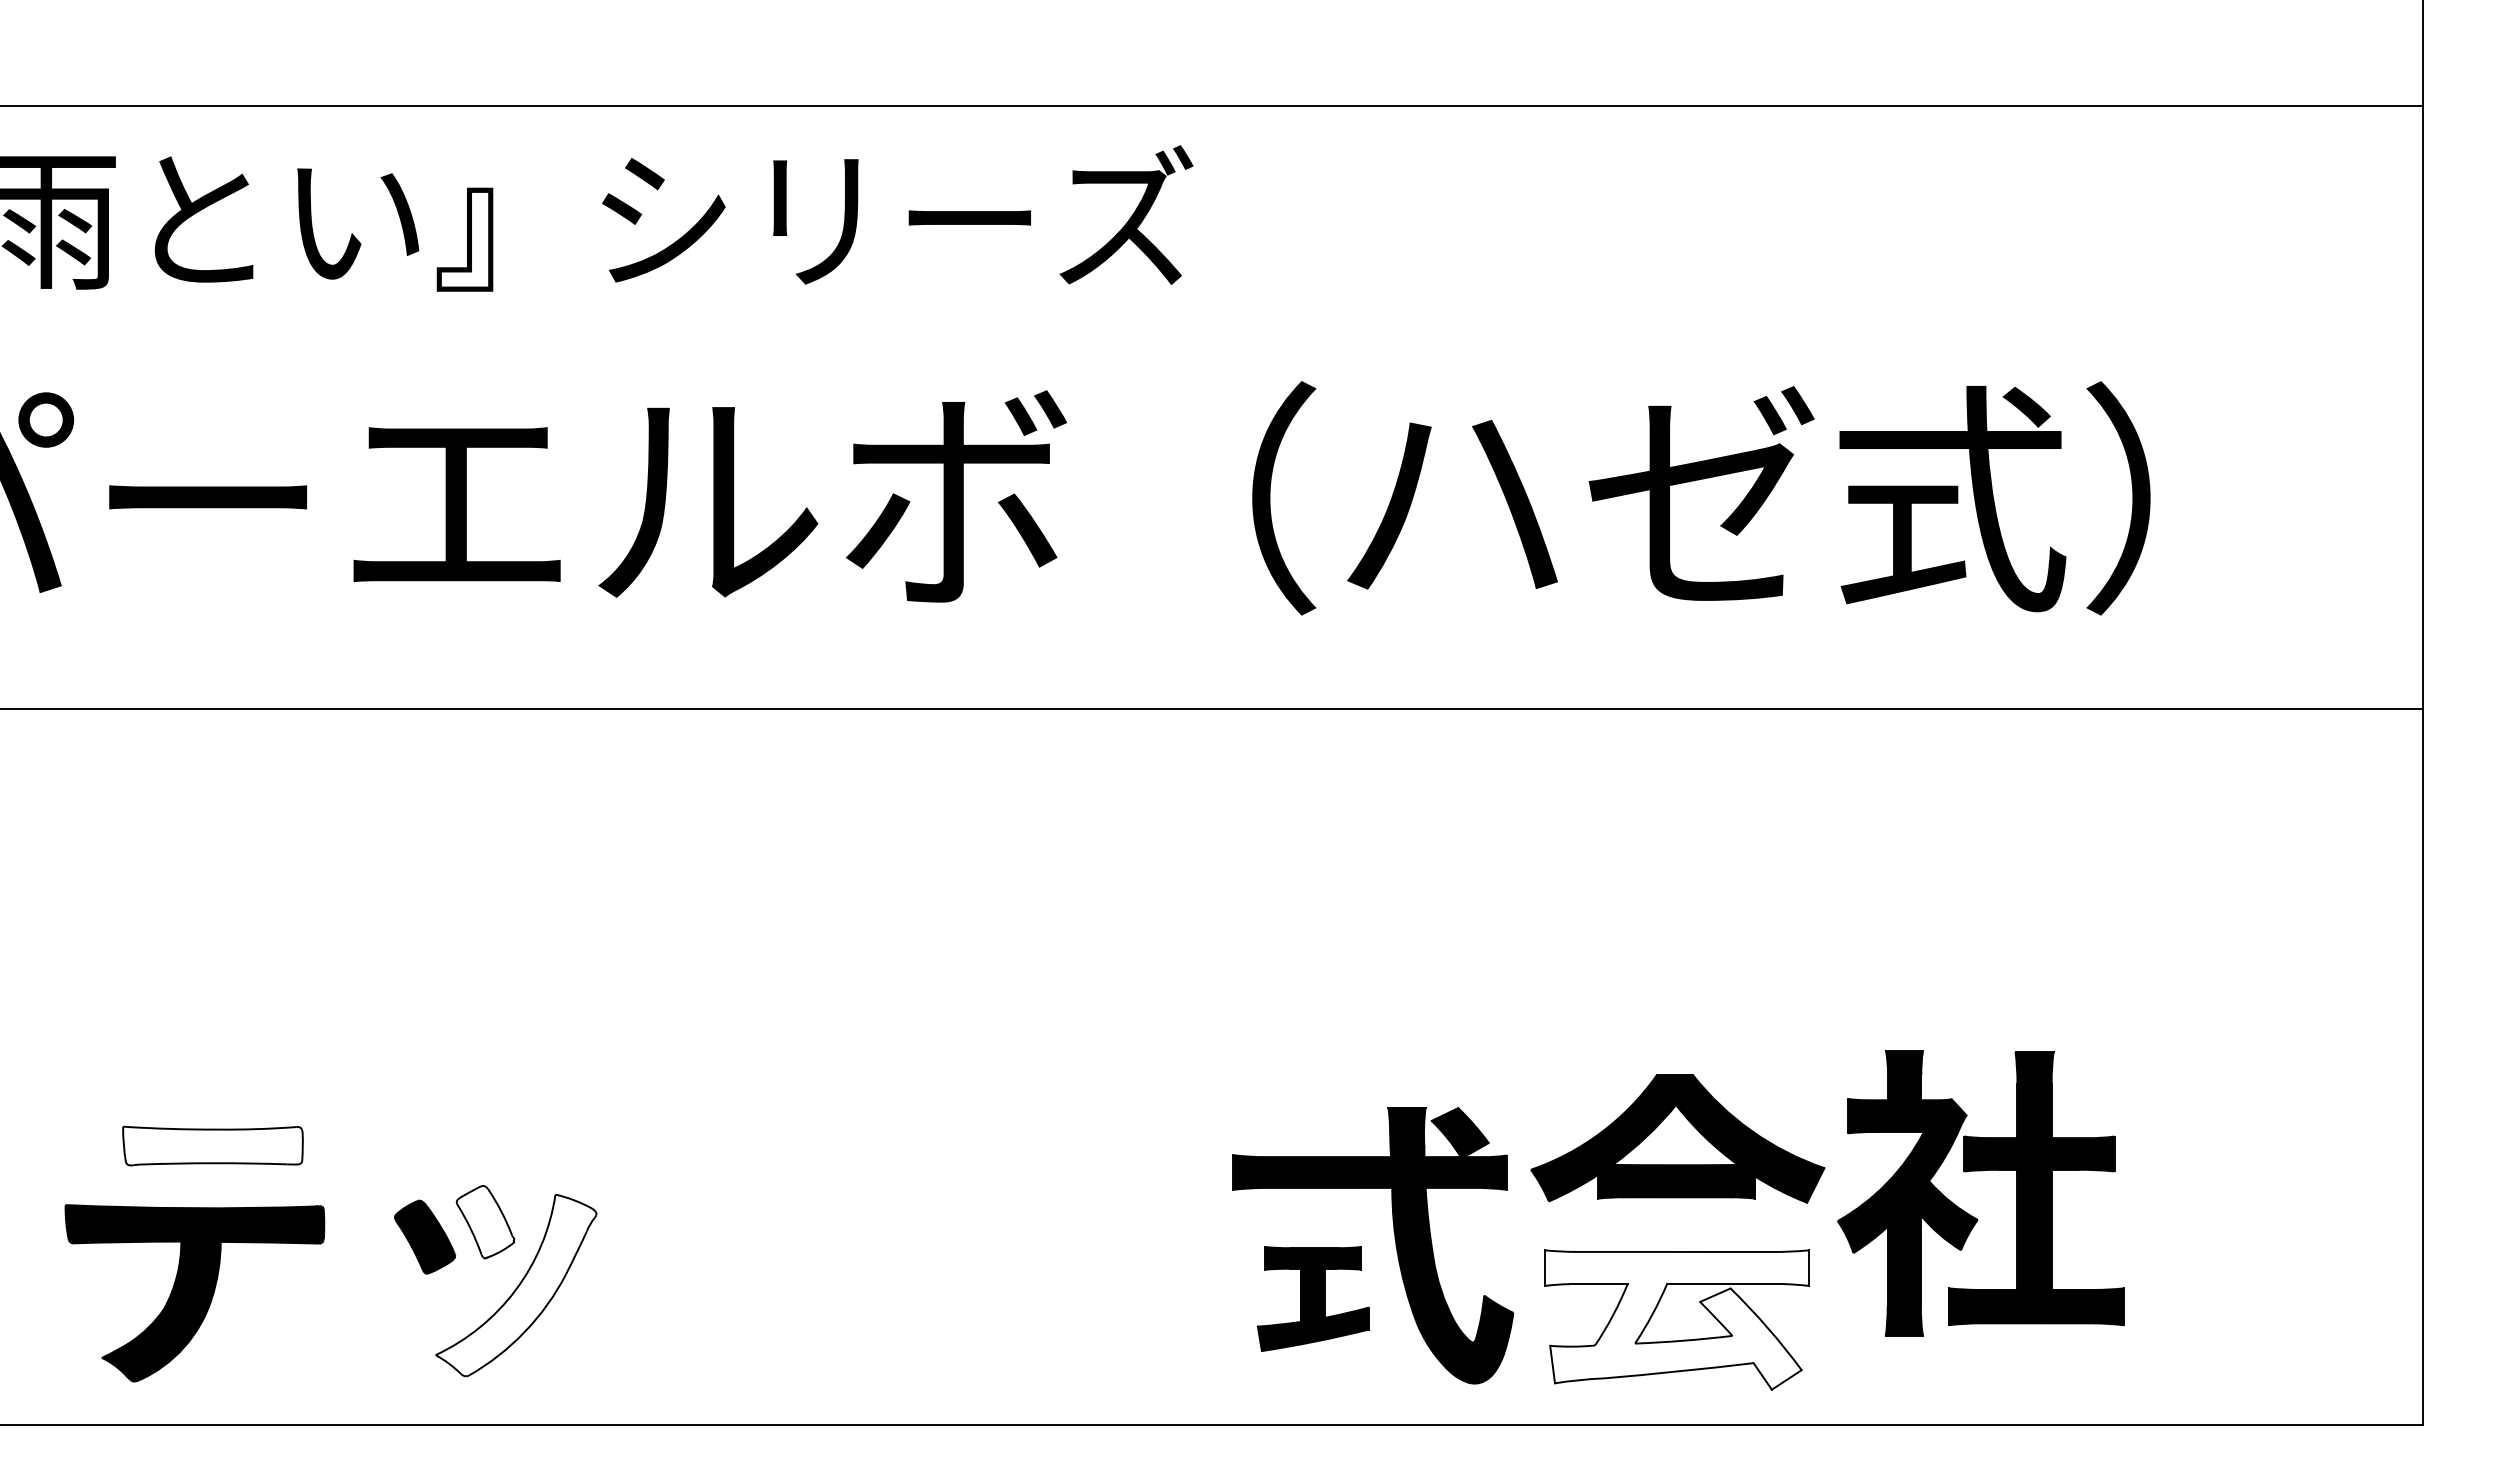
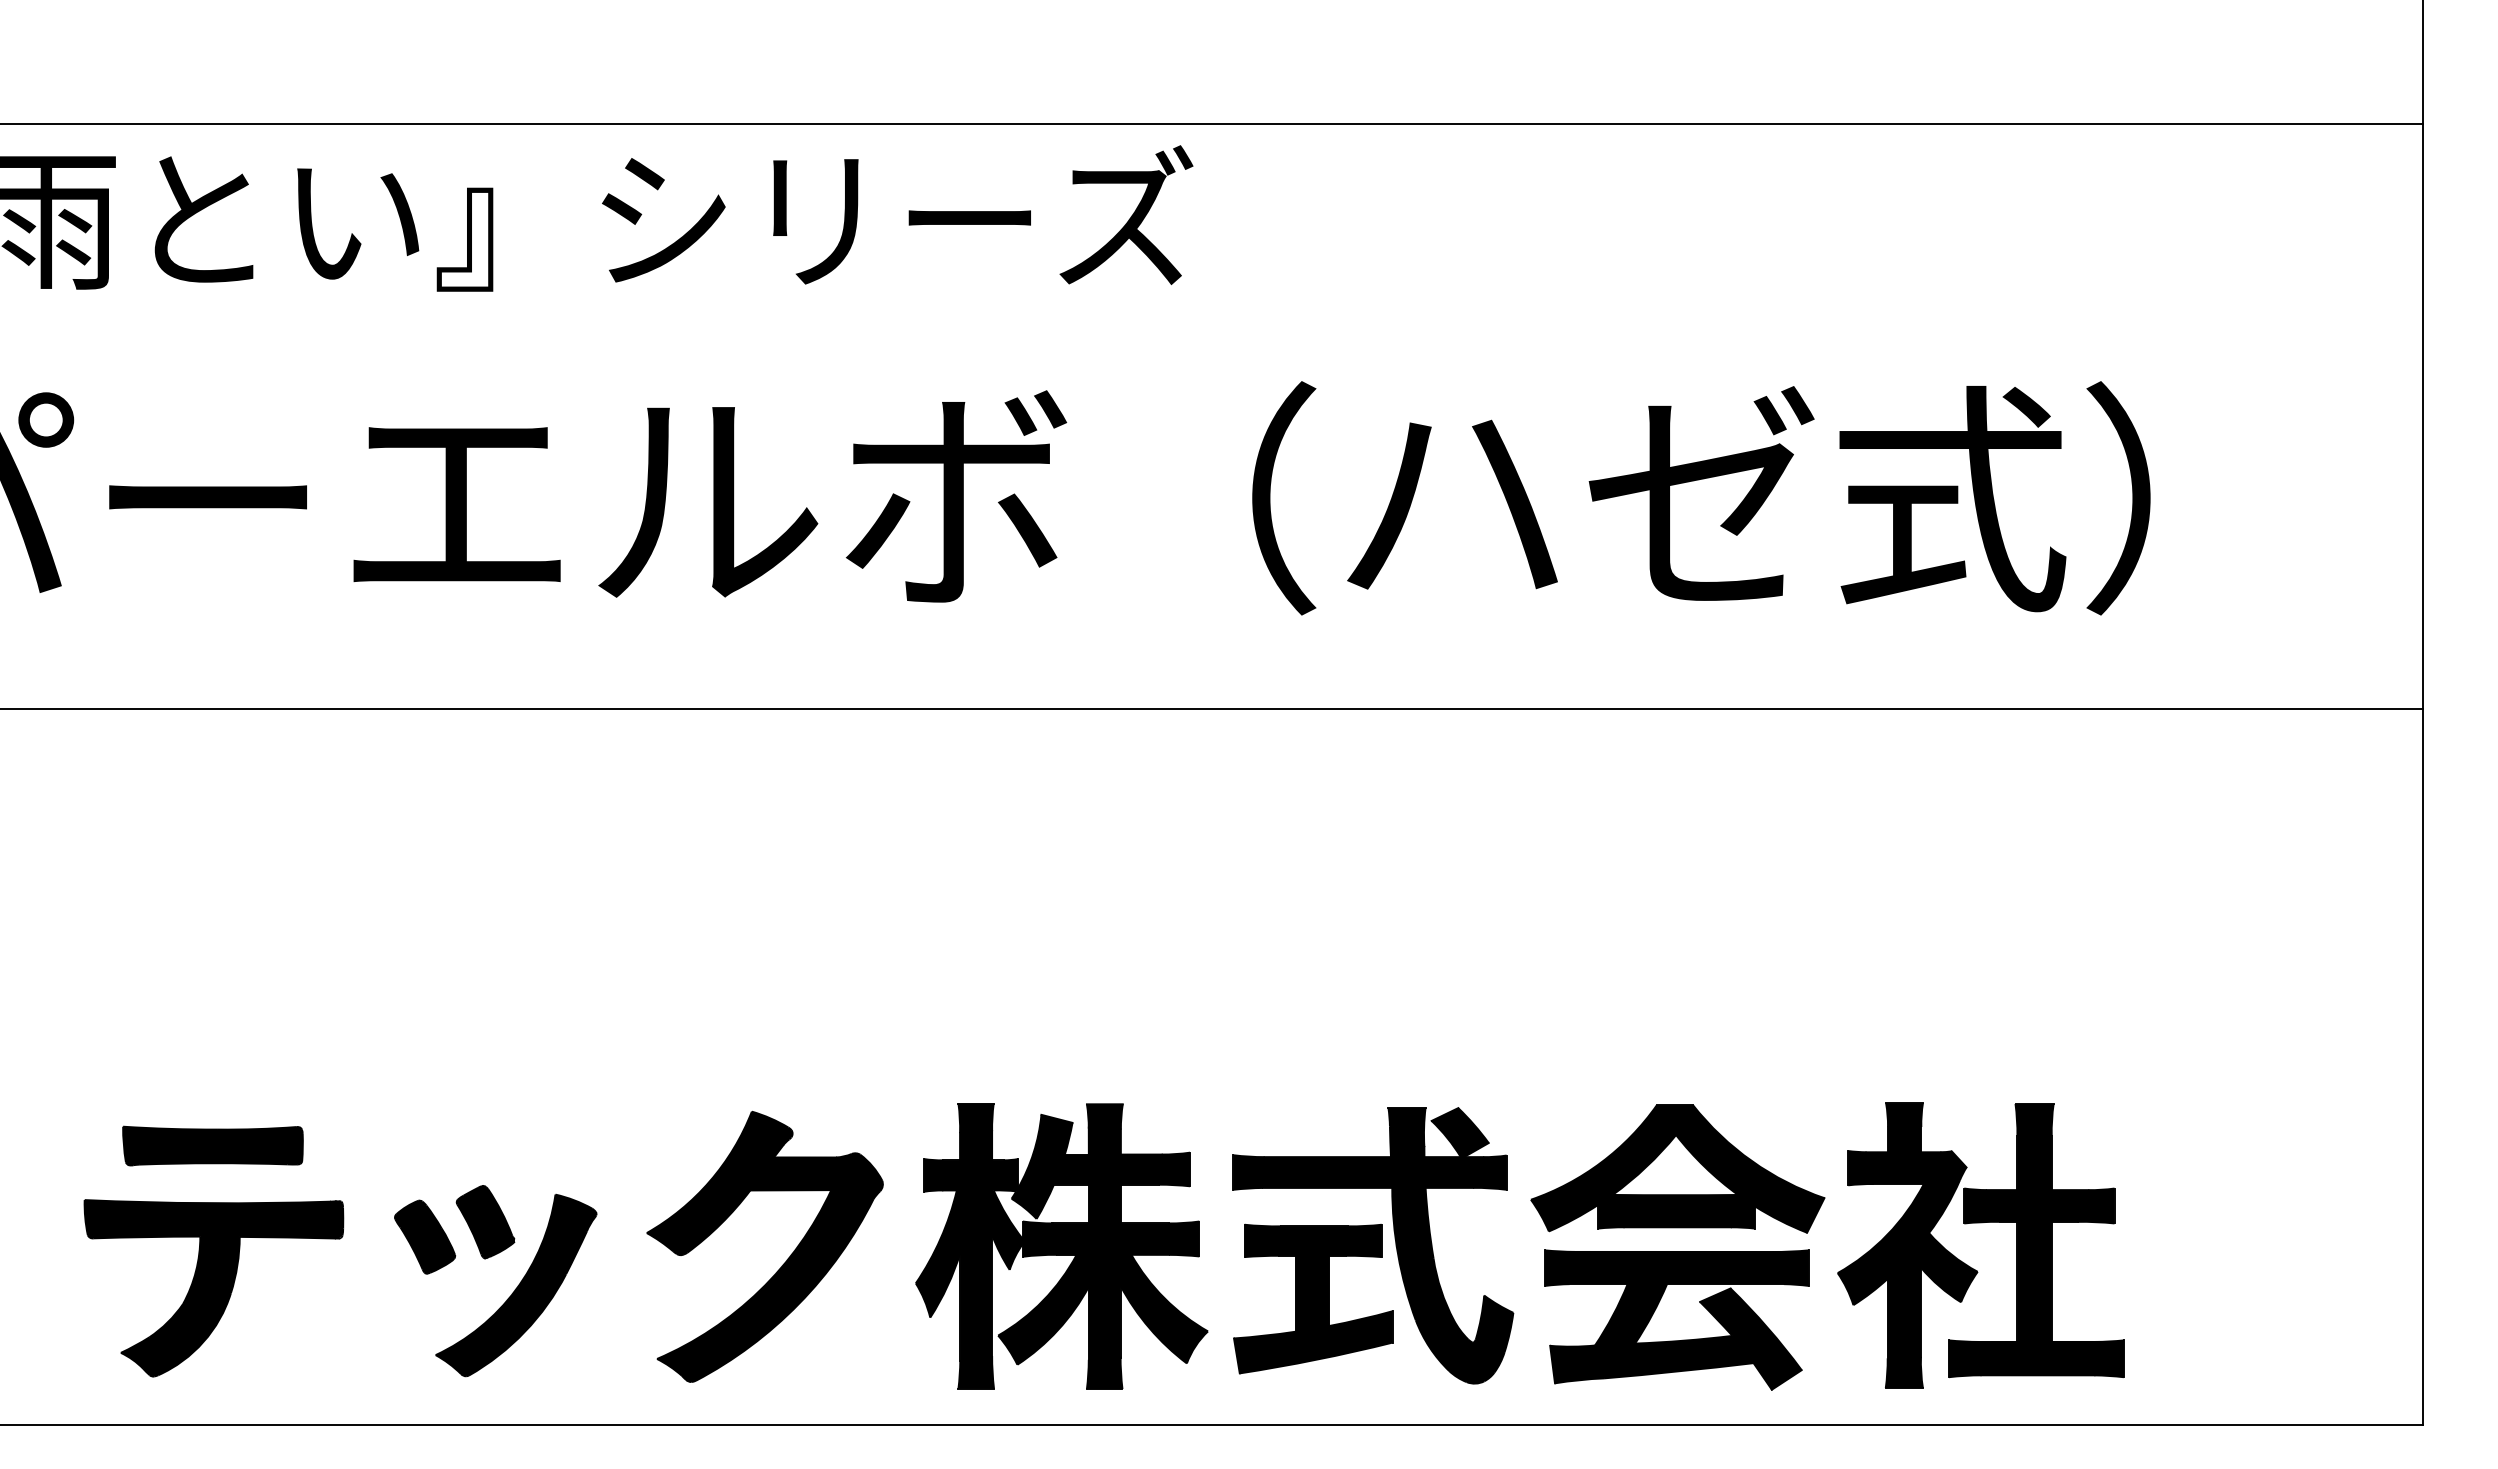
line position: (1212, 105) -> (1212, 123) (1212, 123)
part position: (1677, 1138) -> (1677, 1168) (1677, 1168)
fill: none -> present (212, 1145)
part position: (1980, 1171) -> (1980, 1223) (1980, 1223)
fill: none -> present (485, 1221)
part: none -> present (1061, 1246)
part: none -> present (782, 1264)
fill: none -> present (515, 1285)
part position: (194, 1293) -> (213, 1288) (213, 1288)
part size: 114x106 px -> 161x152 px (1313, 1298)
fill: none -> present (1676, 1319)
